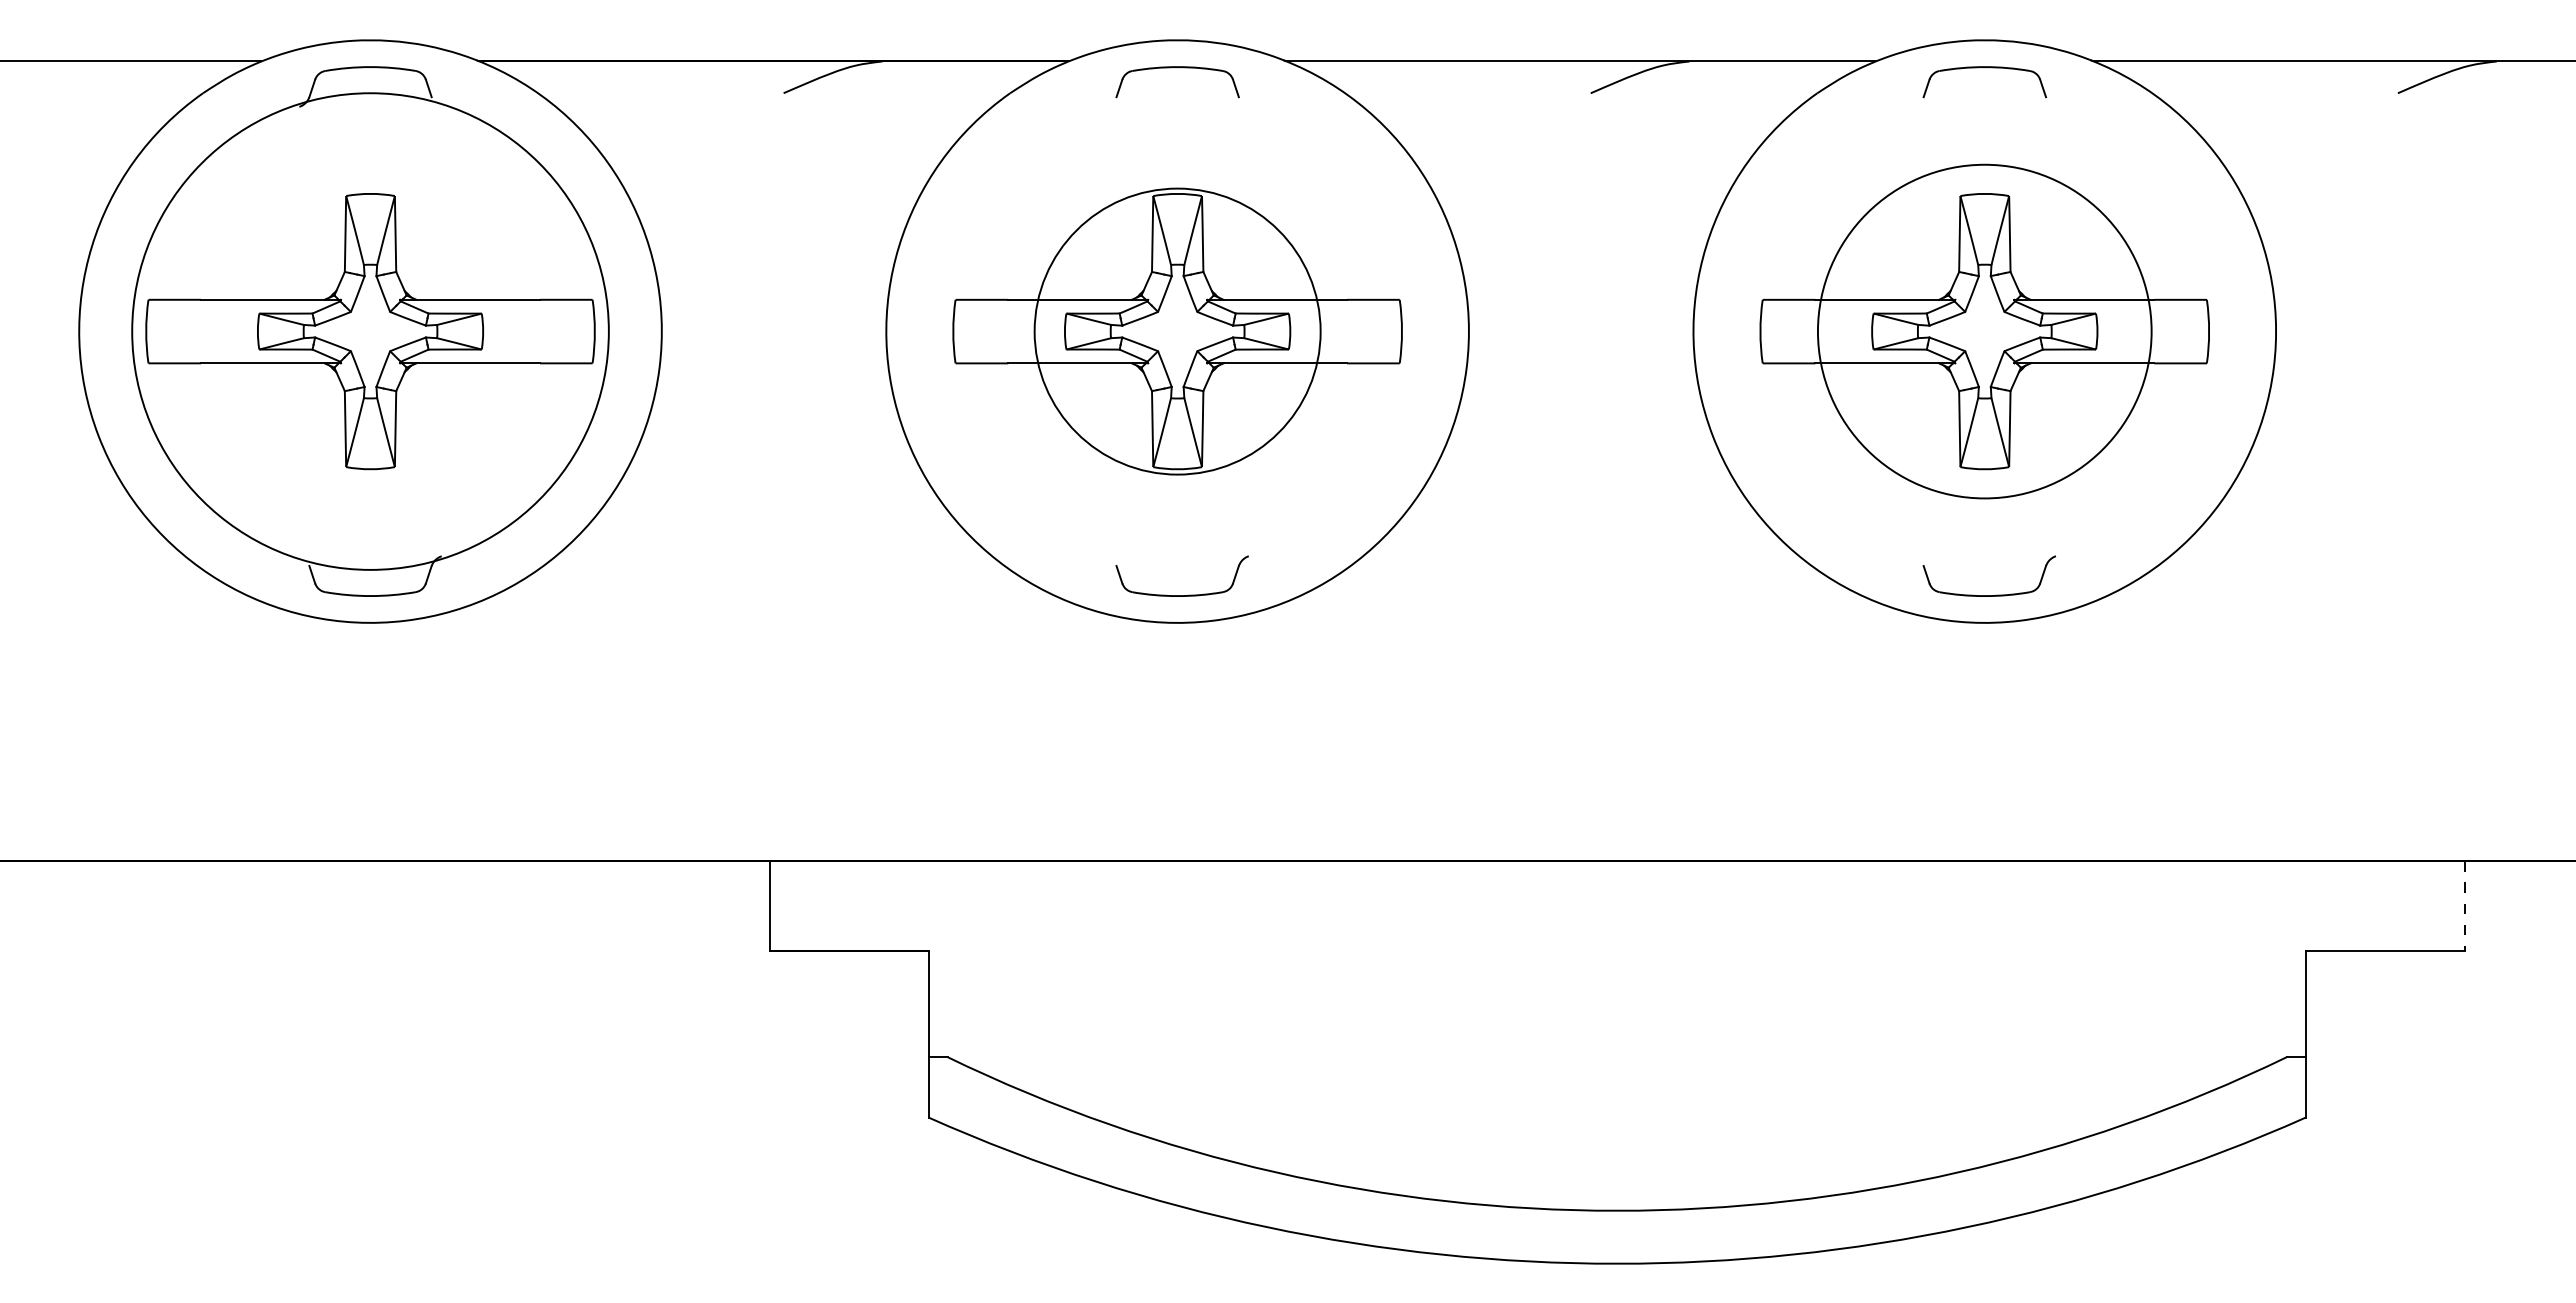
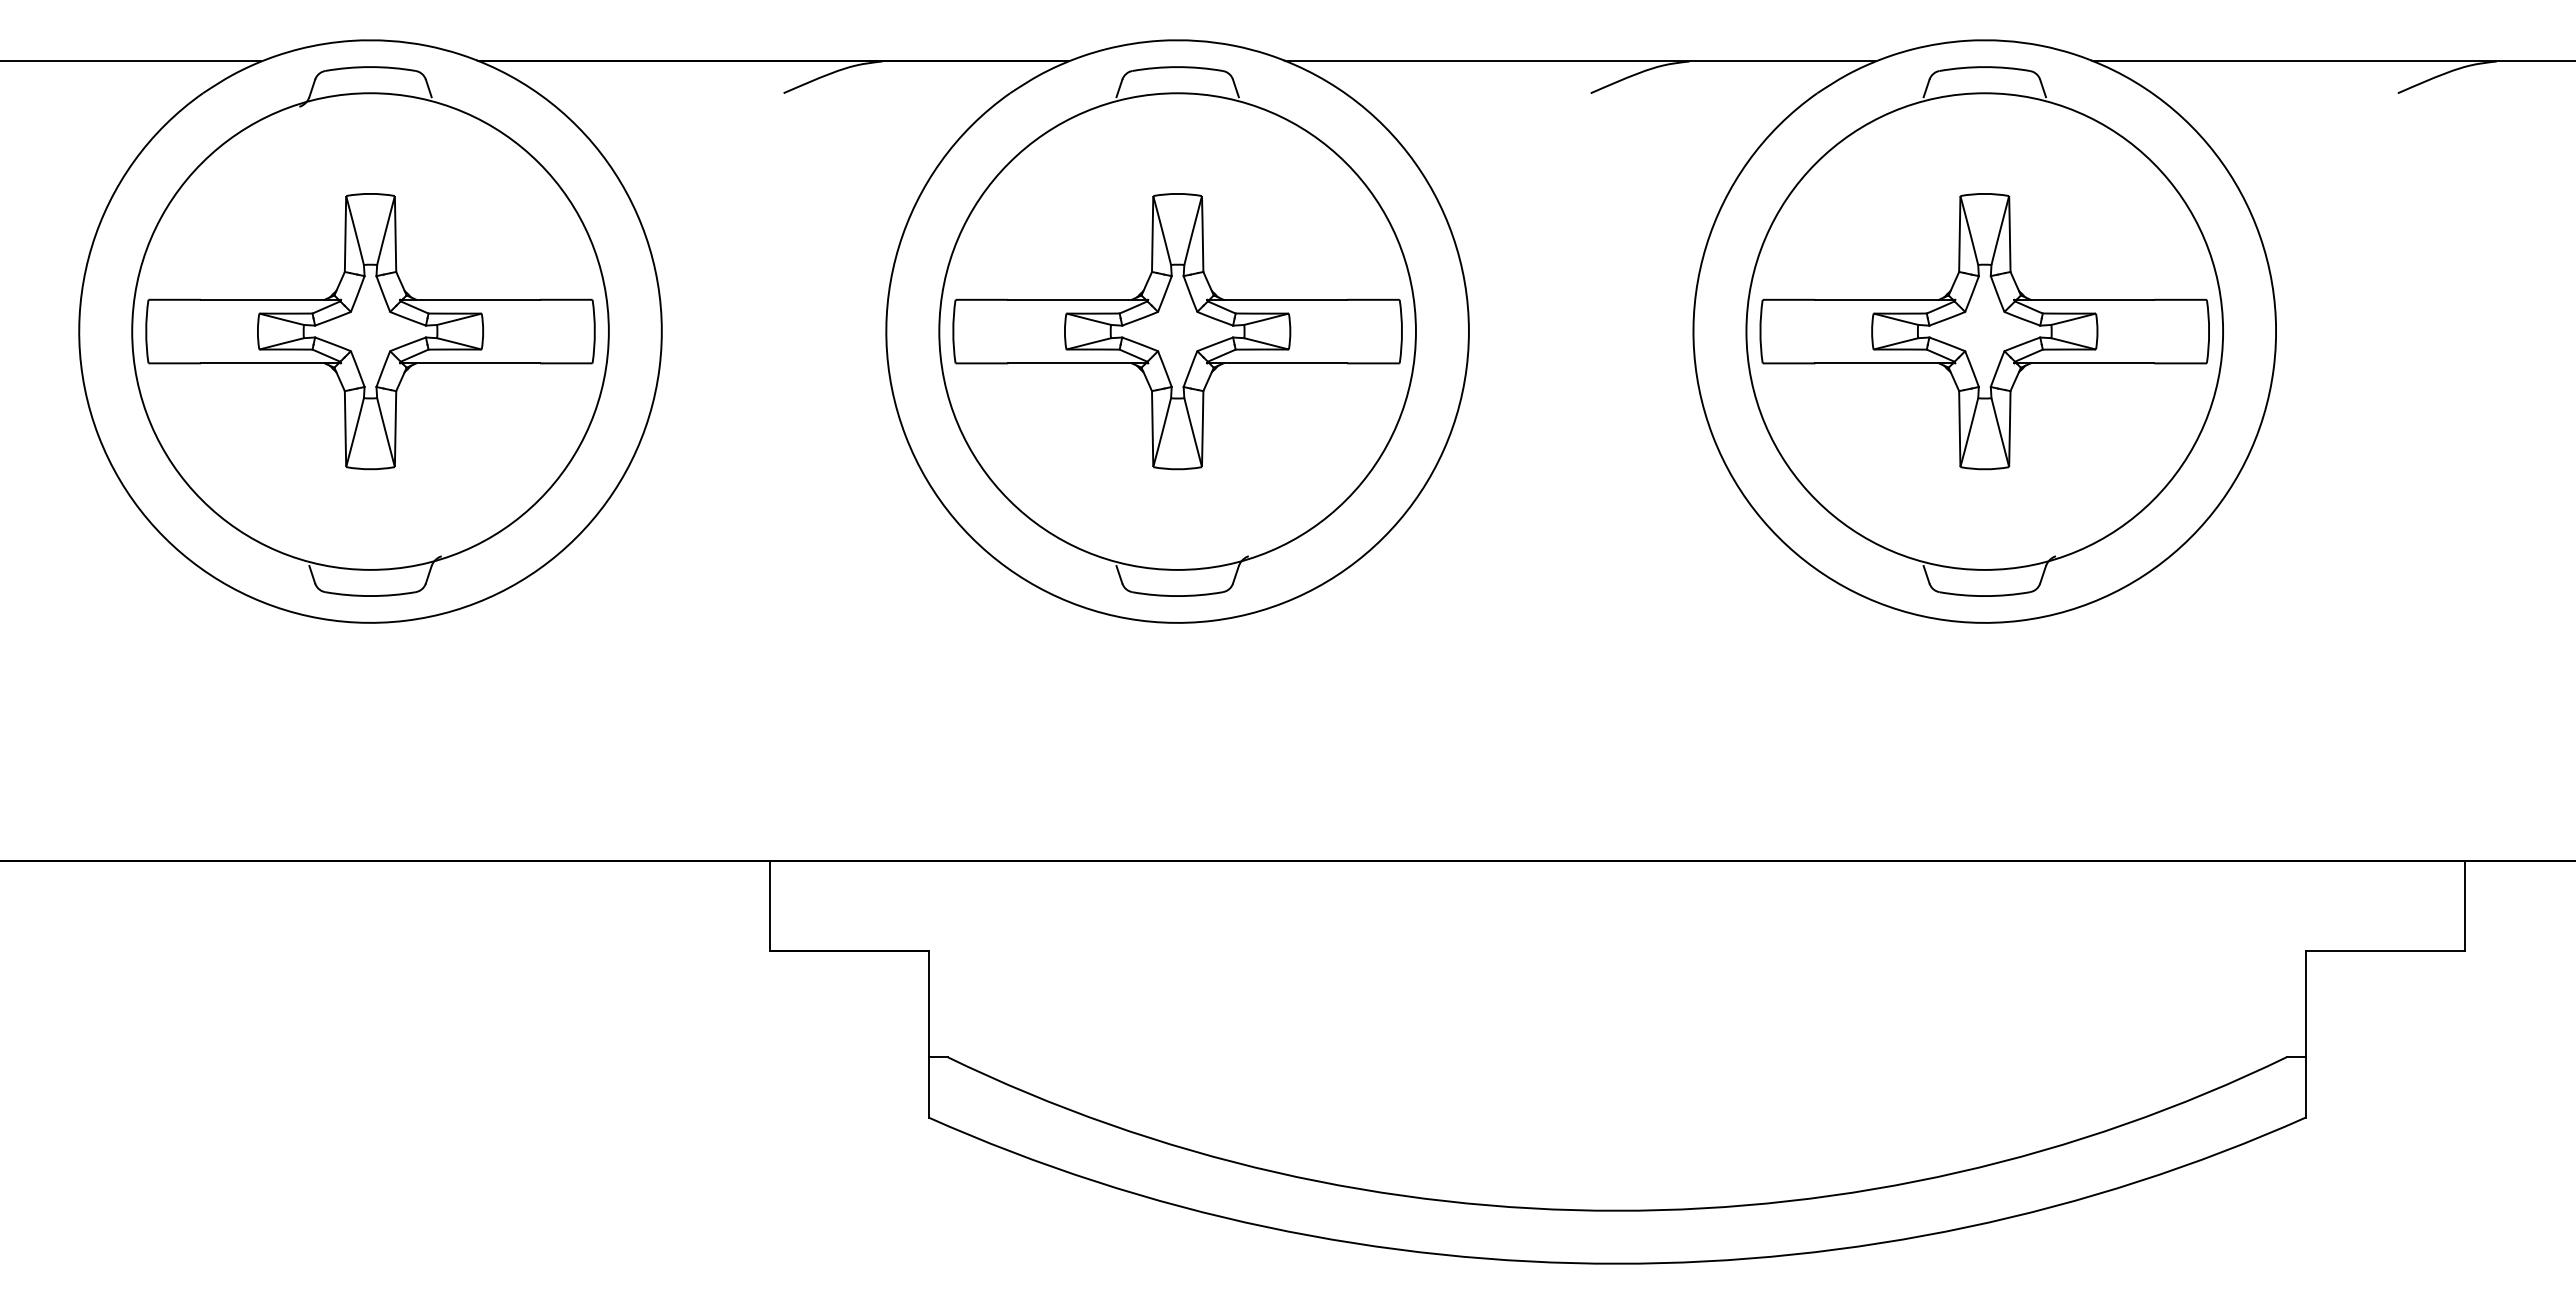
circle diameter: 286 px -> 477 px (1177, 331)
circle diameter: 334 px -> 477 px (1984, 331)
line: dashed -> solid (2464, 906)
